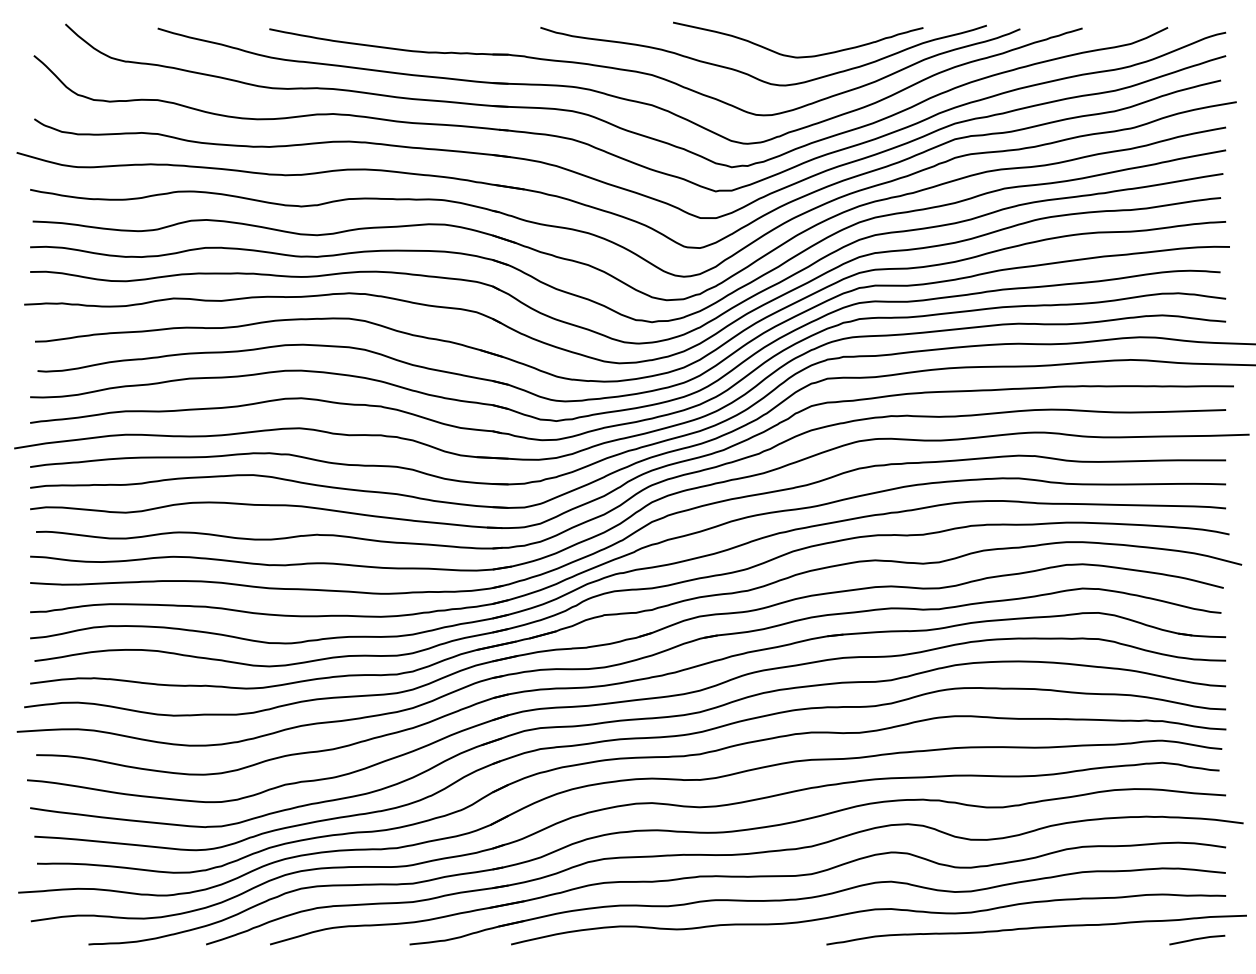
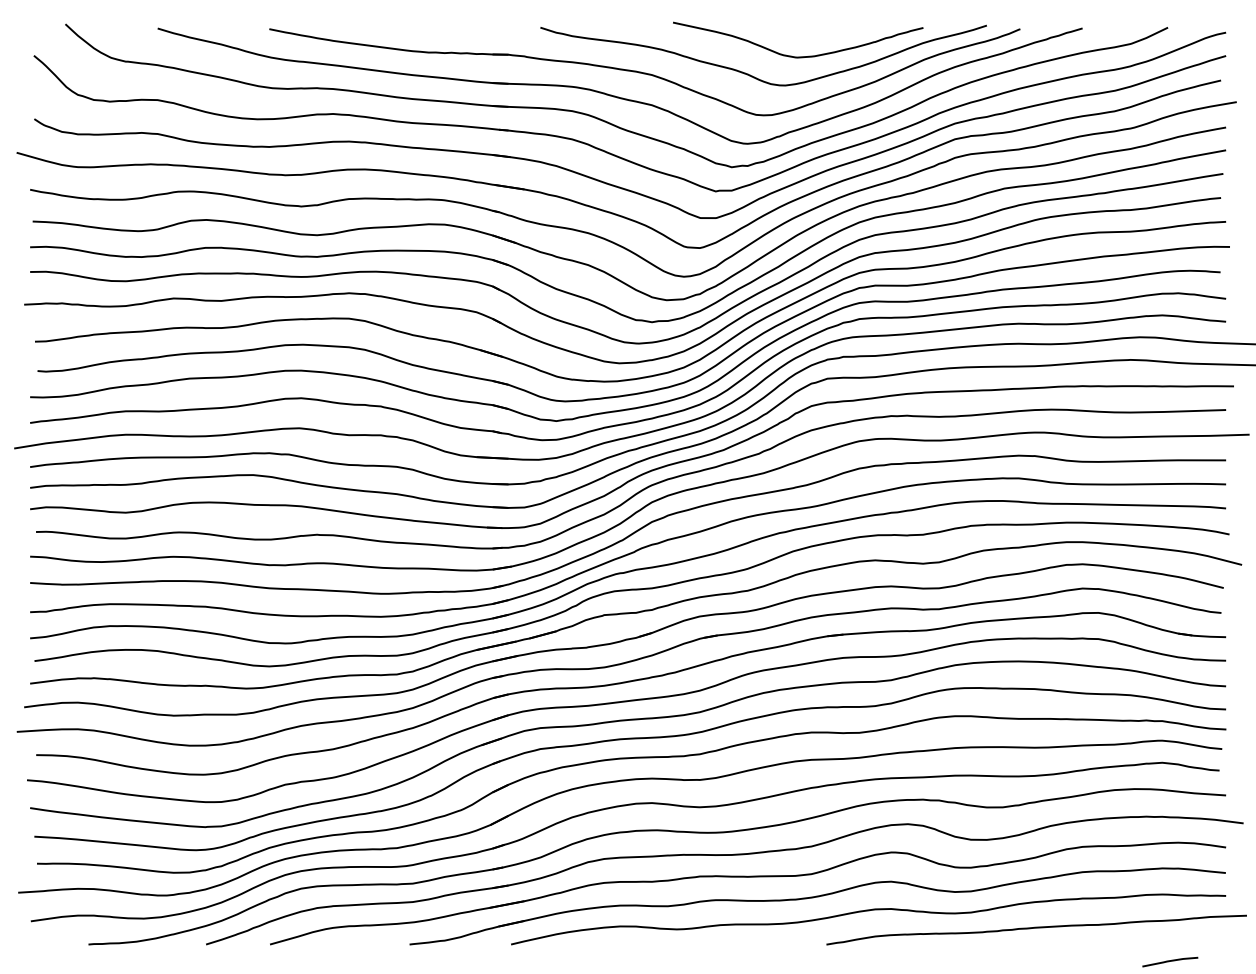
curve position: (1197, 939) -> (1170, 961) (1170, 961)
